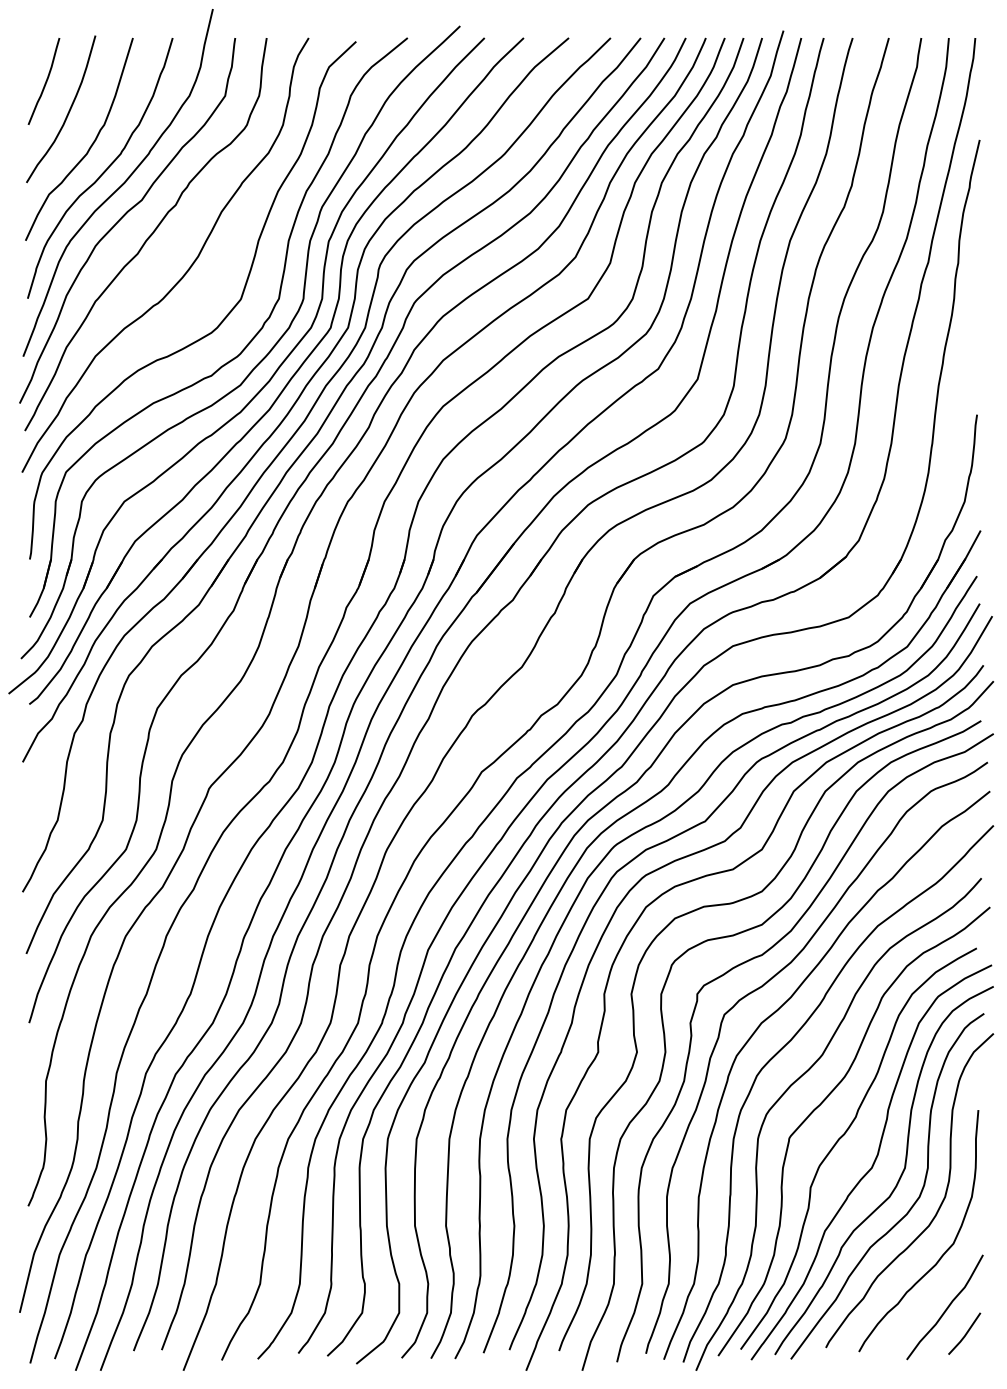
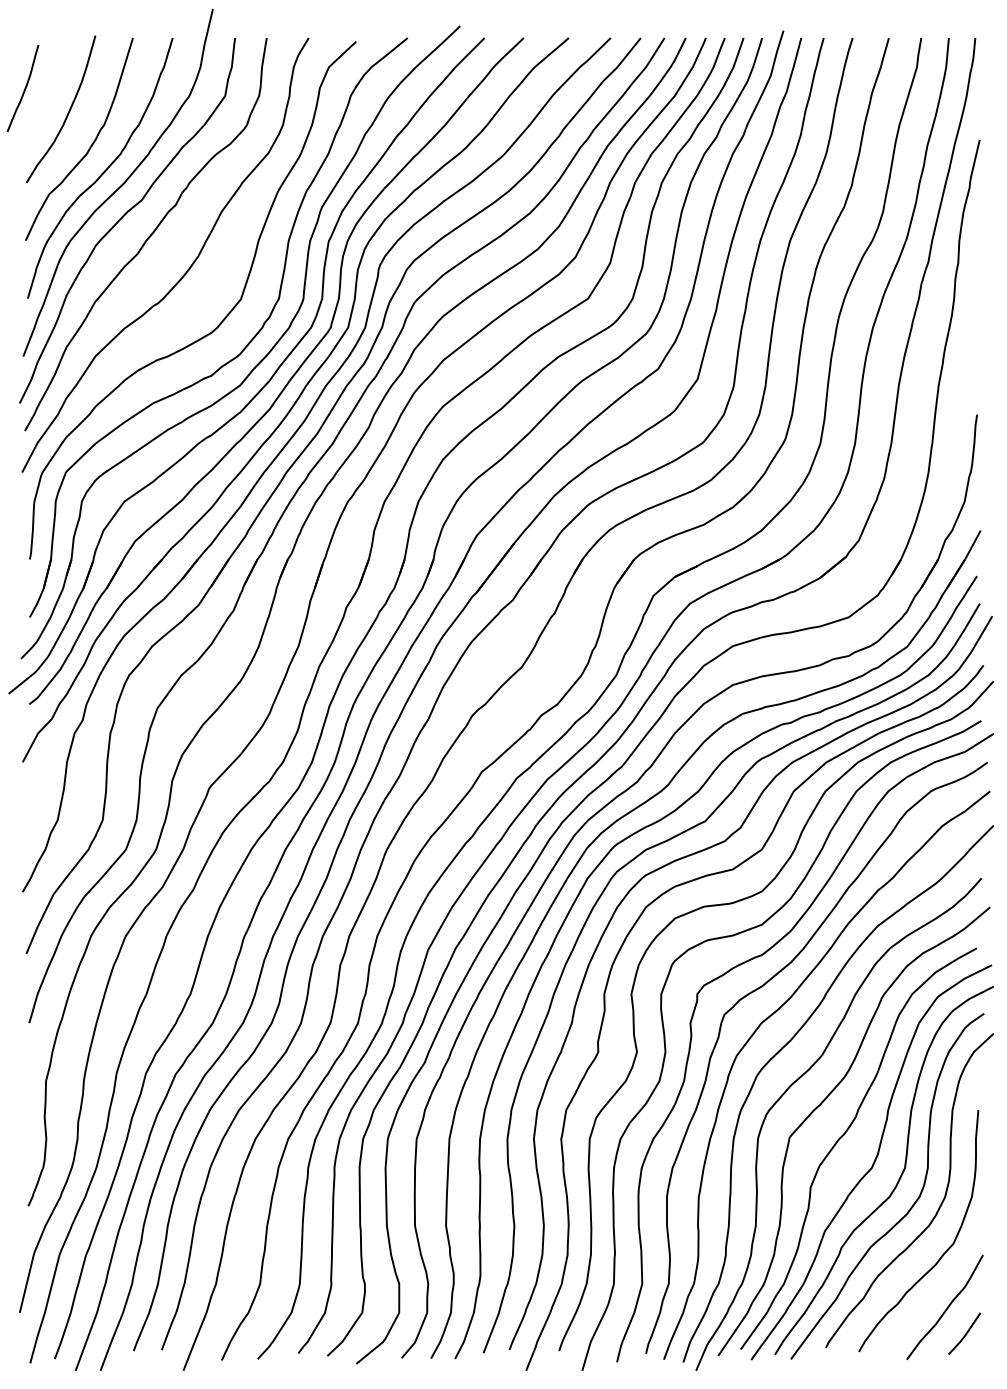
curve position: (45, 81) -> (24, 88) (24, 88)
